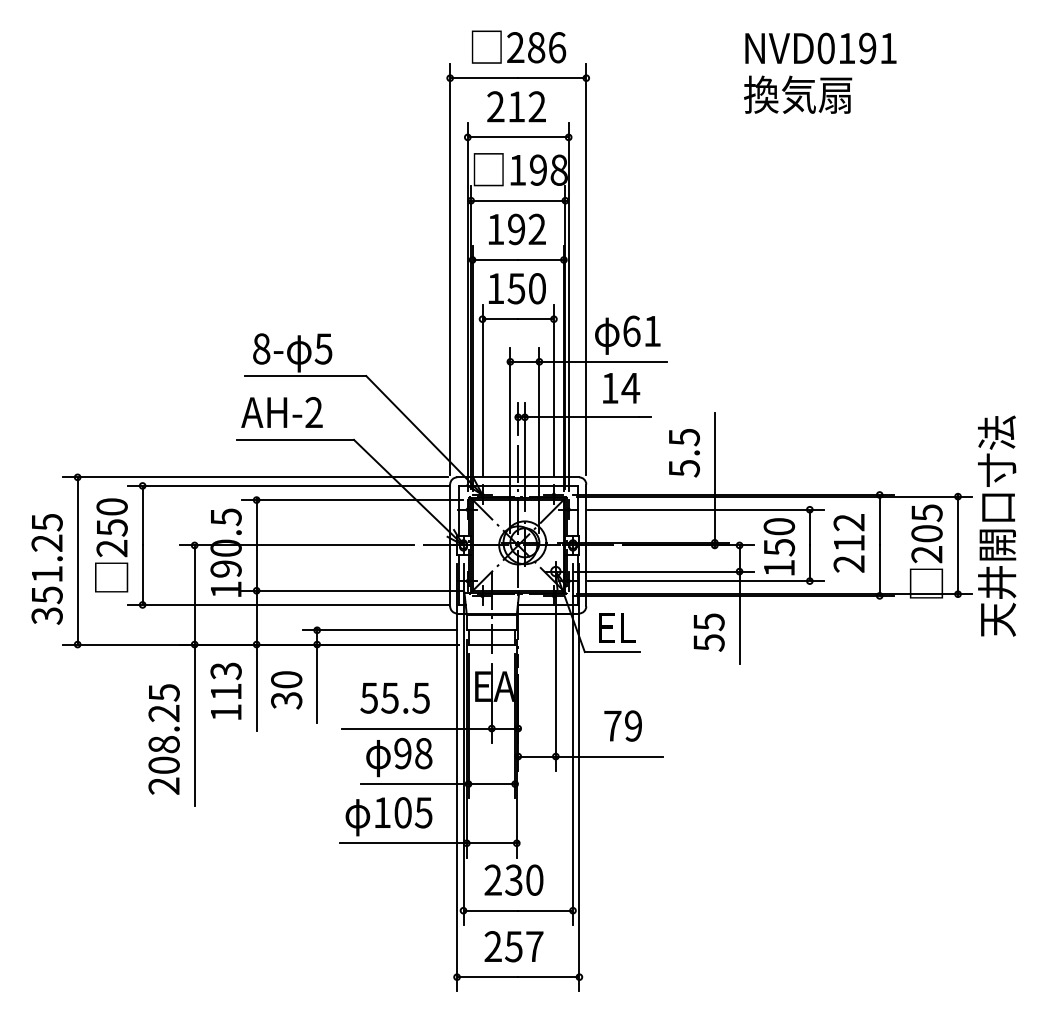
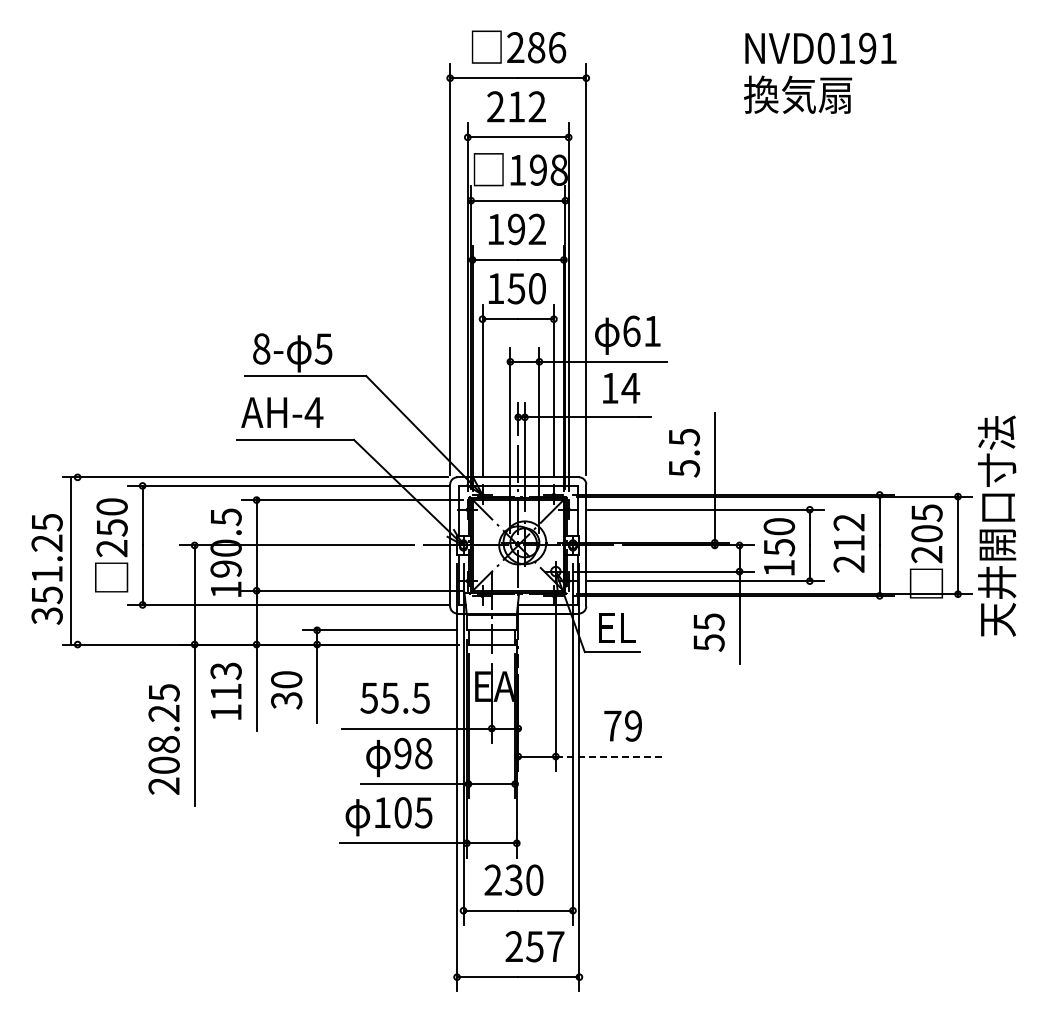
text: AH-2 -> AH-4 (313, 412)
line position: (77, 560) -> (70, 560) (70, 560)
line: solid -> dashed (609, 756)
text position: (513, 946) -> (534, 946) (534, 946)
